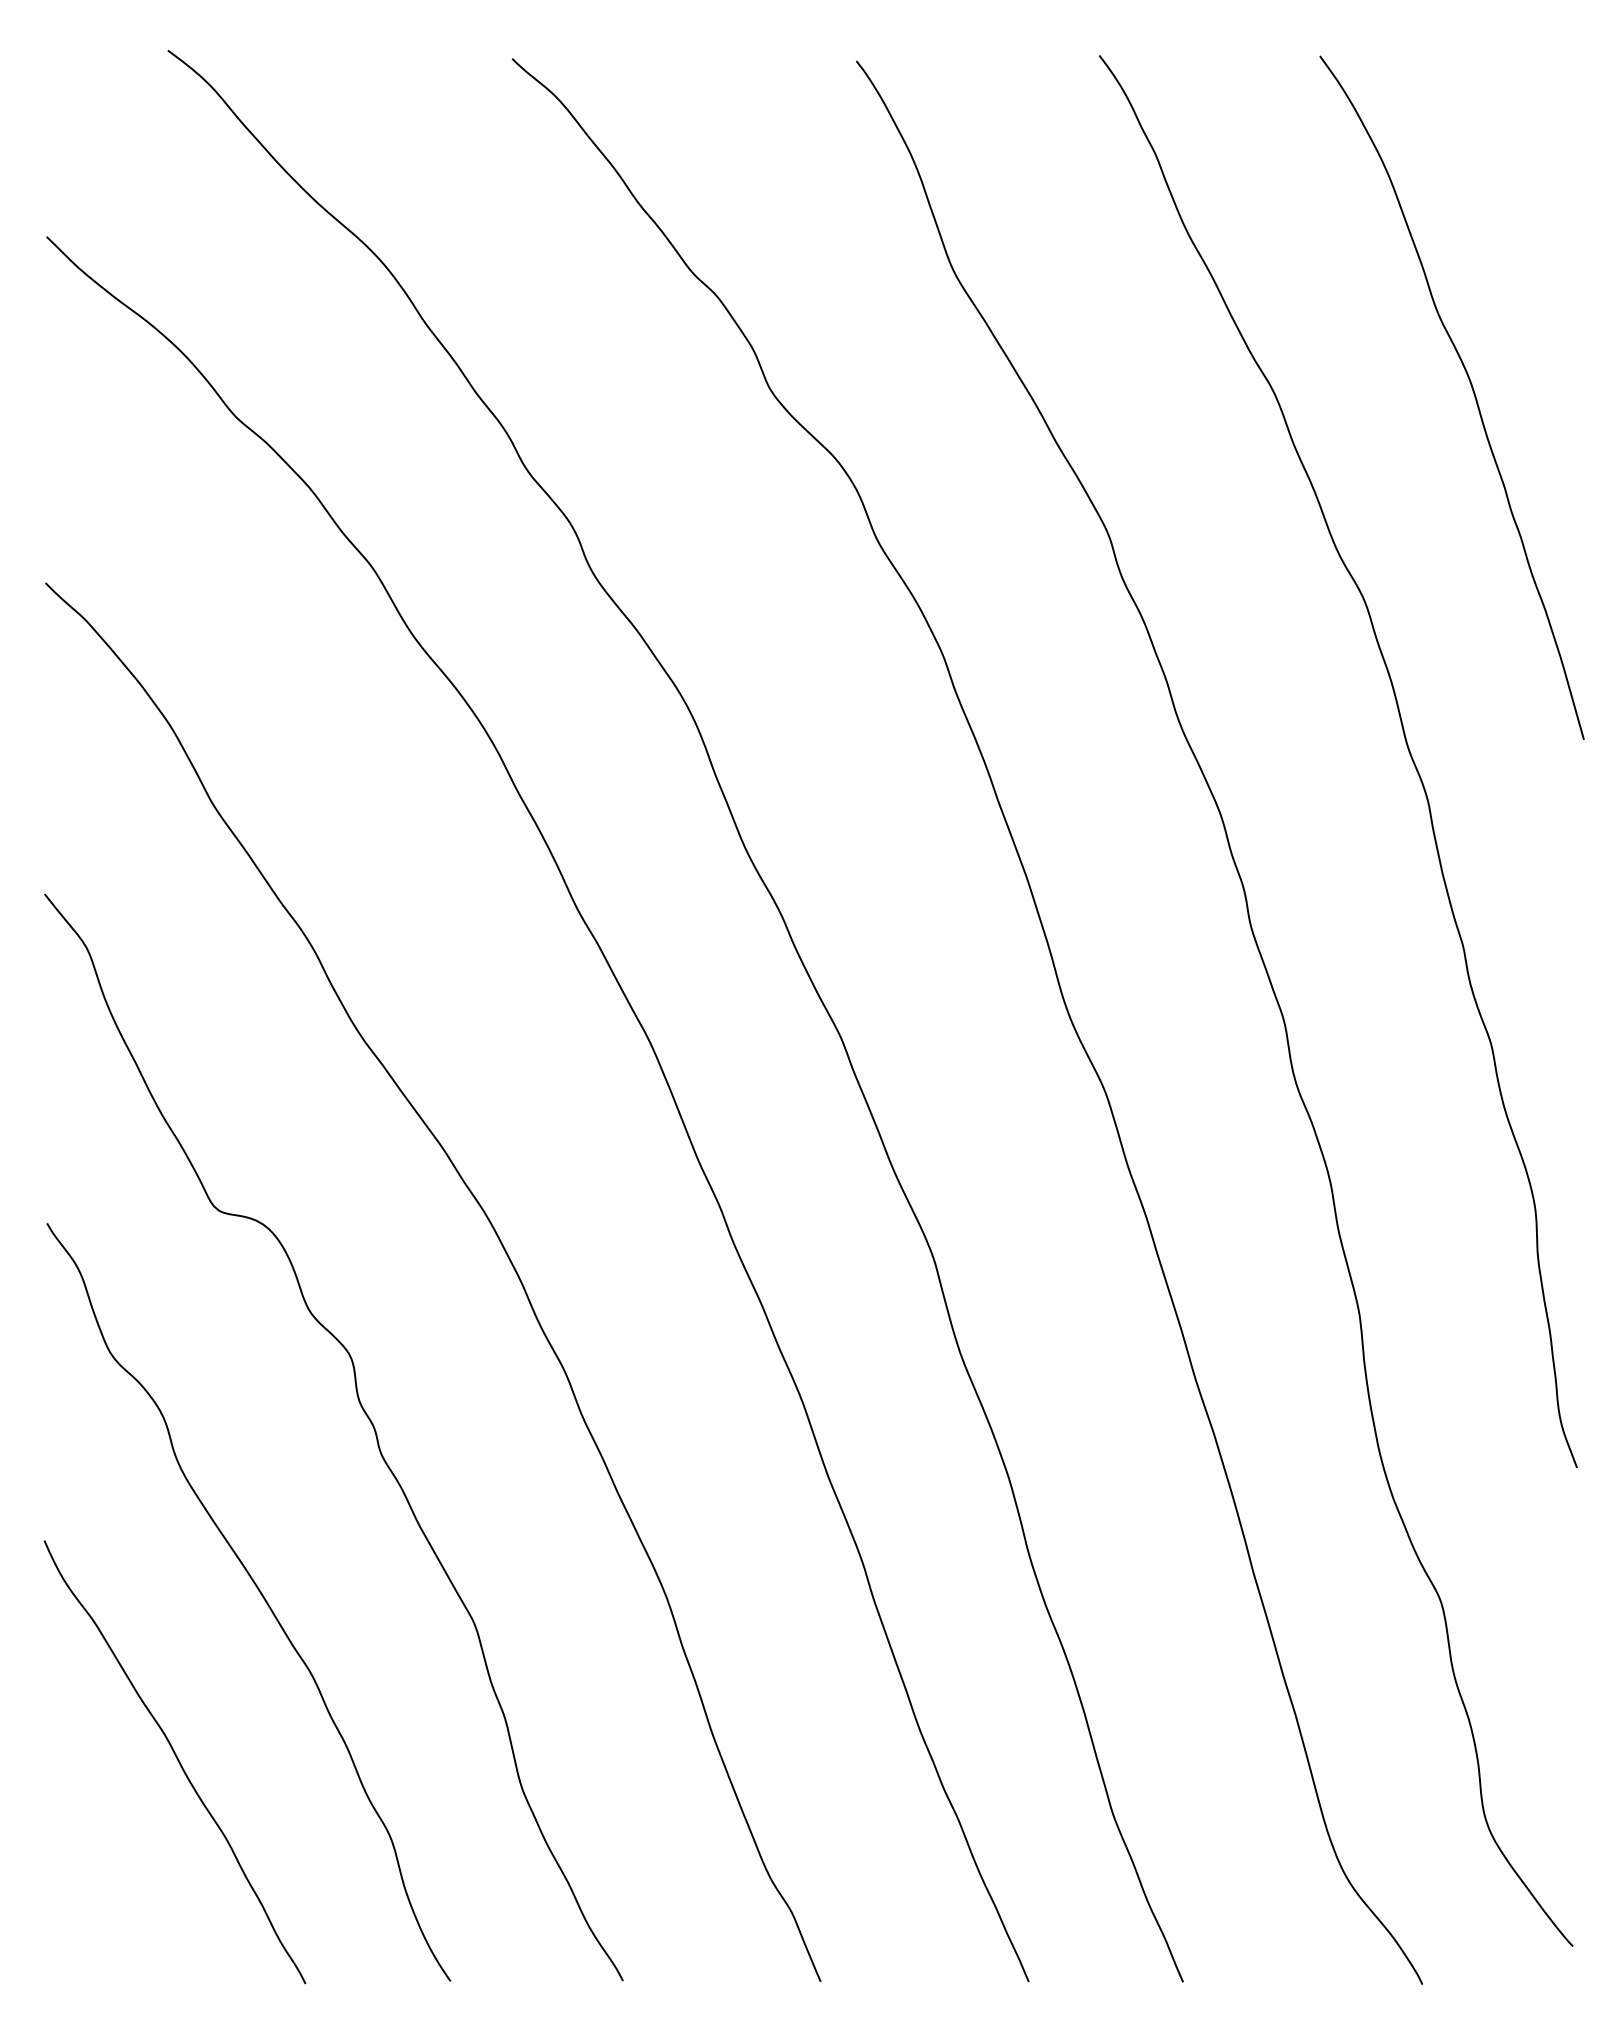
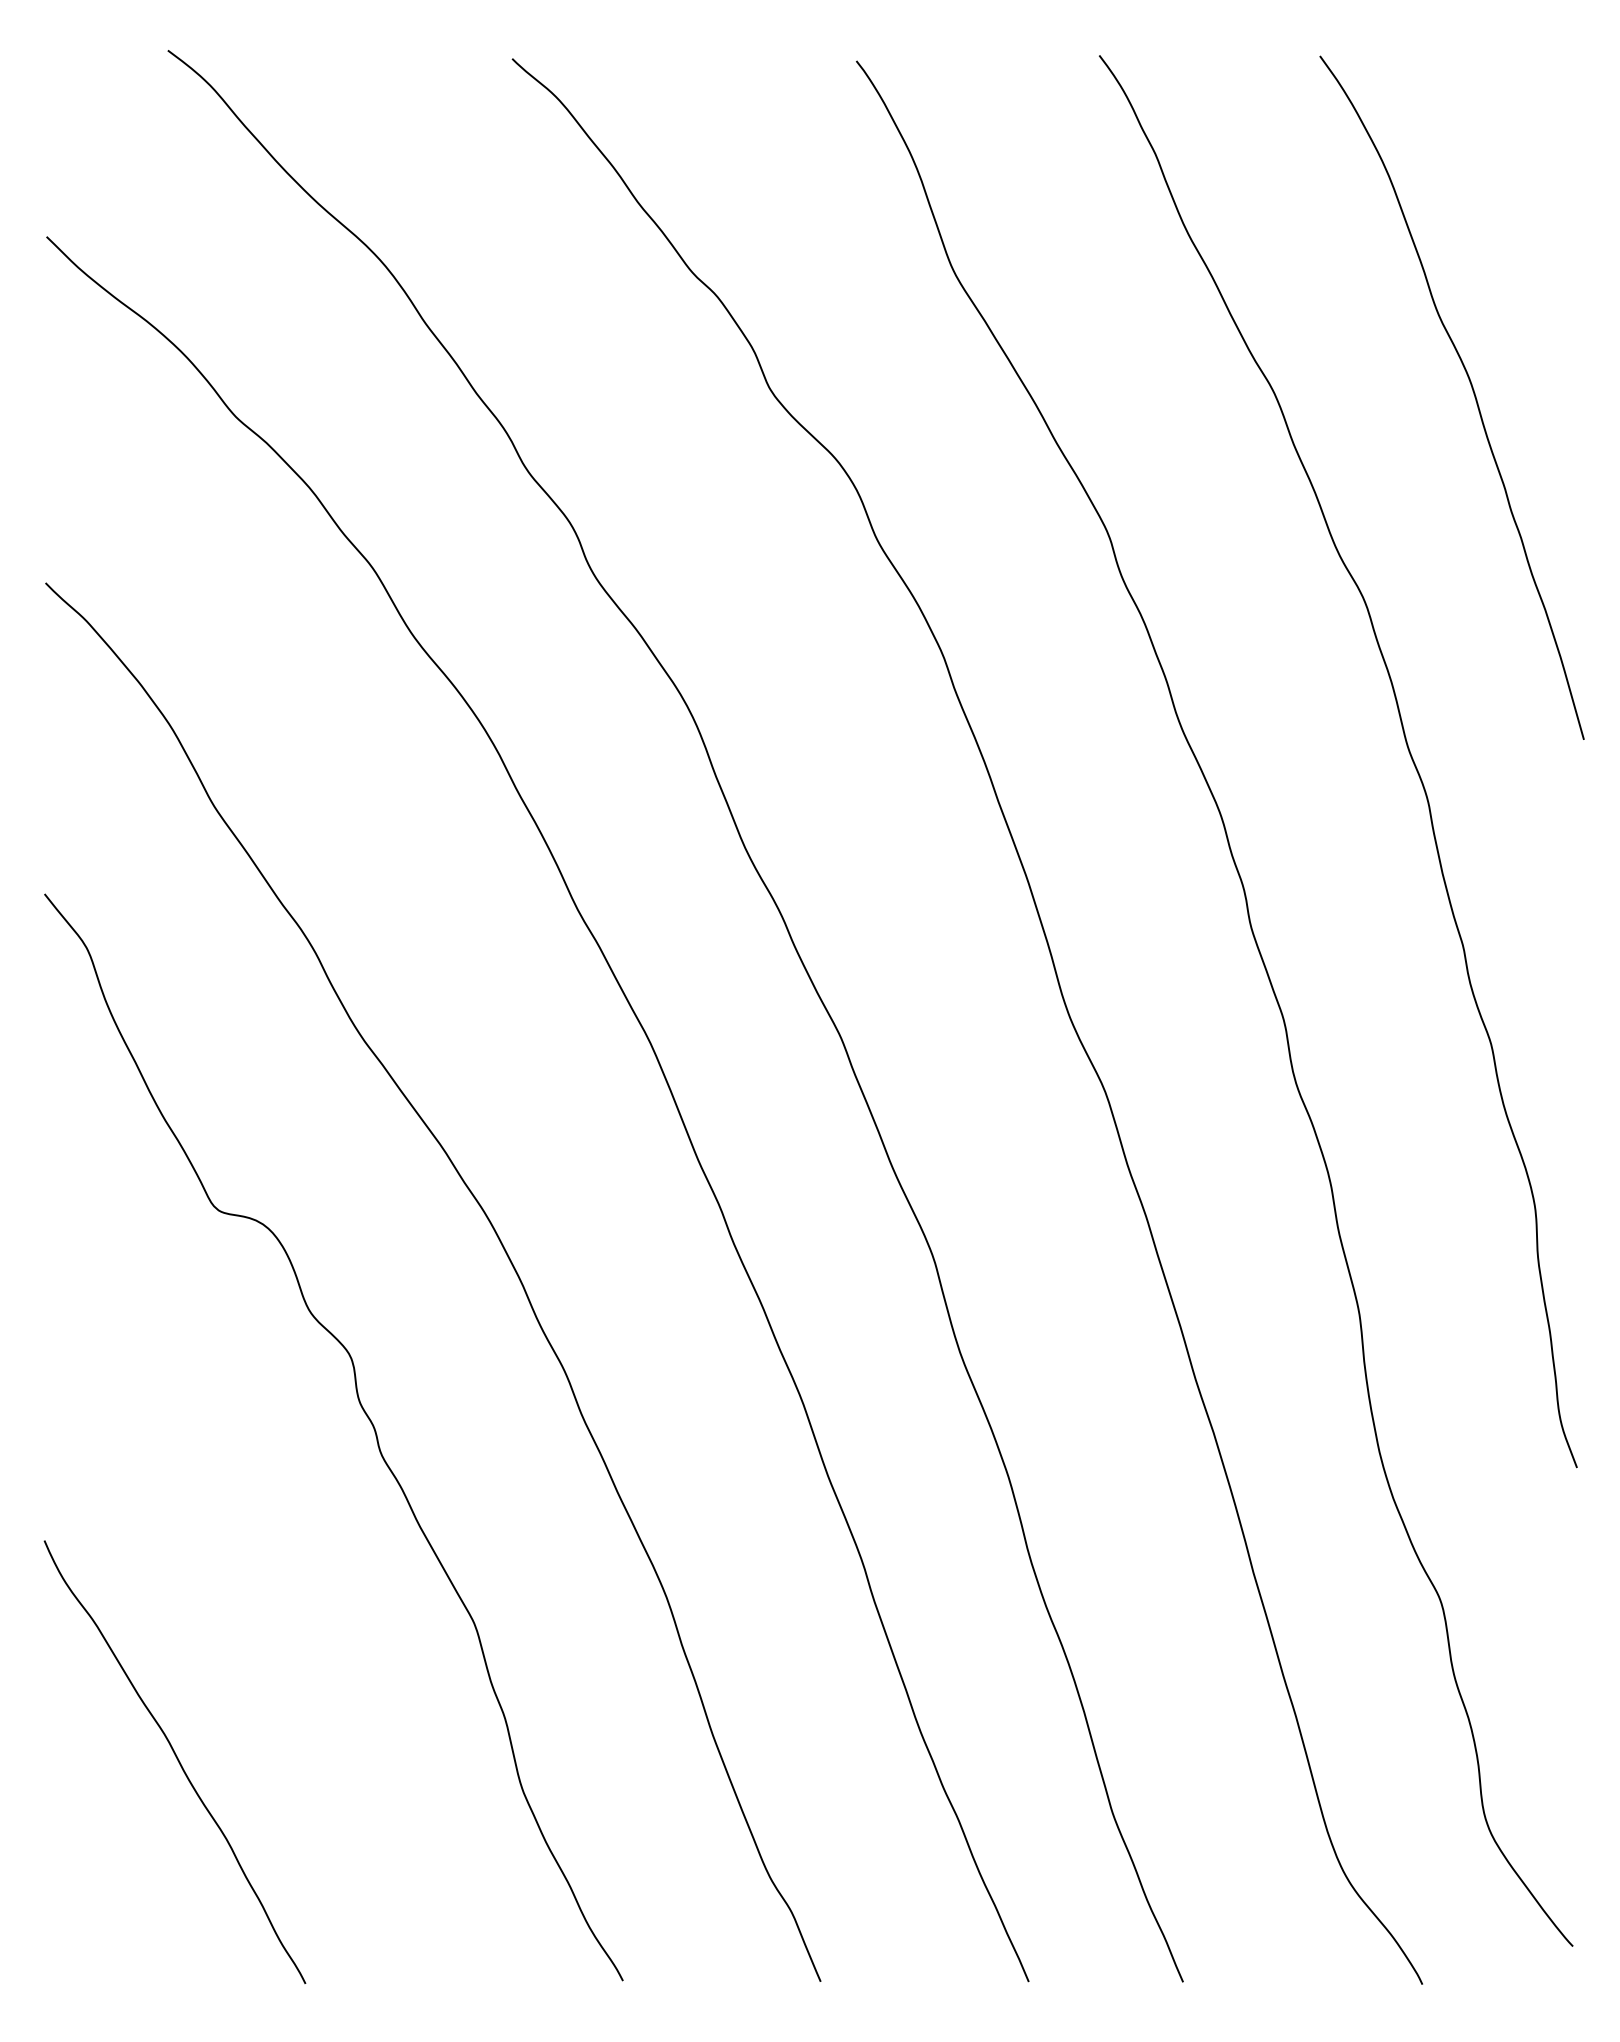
curve: present -> none (260, 1594)
